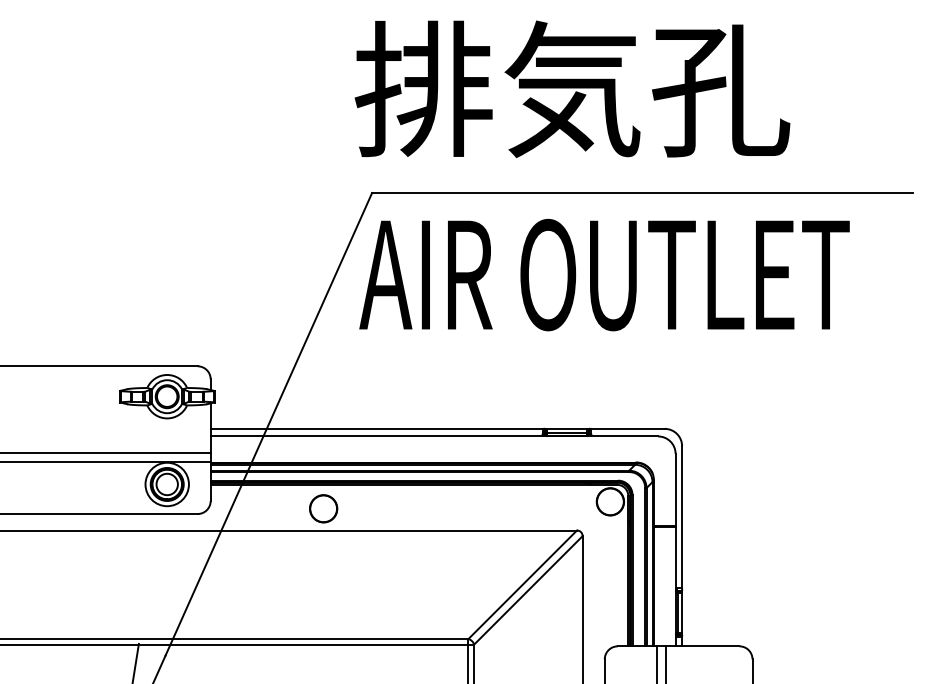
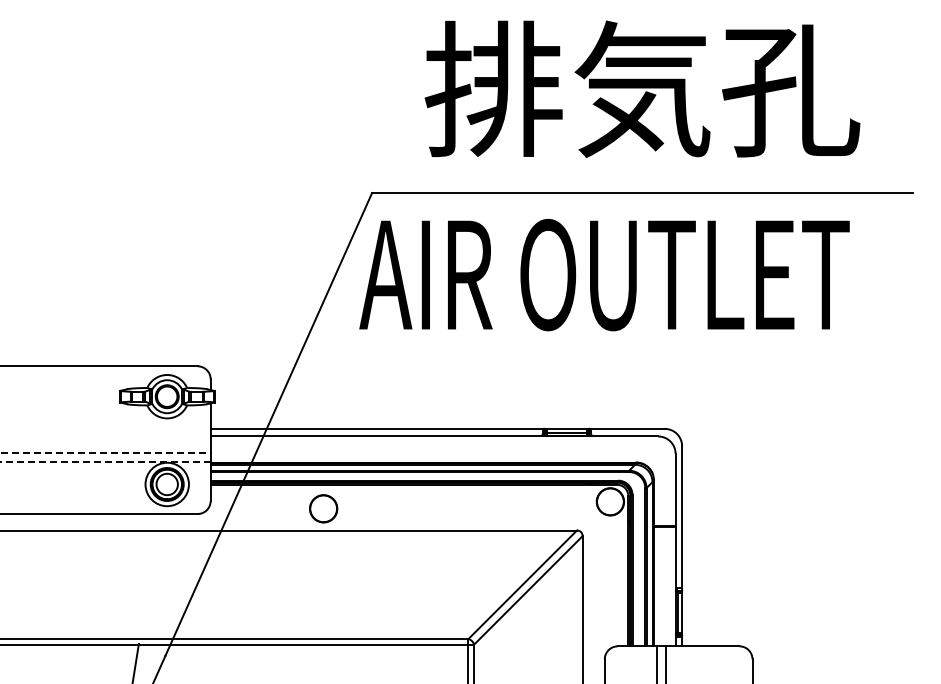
text position: (572, 88) -> (642, 88) (642, 88)
line: solid -> dashed (105, 453)
line: solid -> dashed (105, 461)
